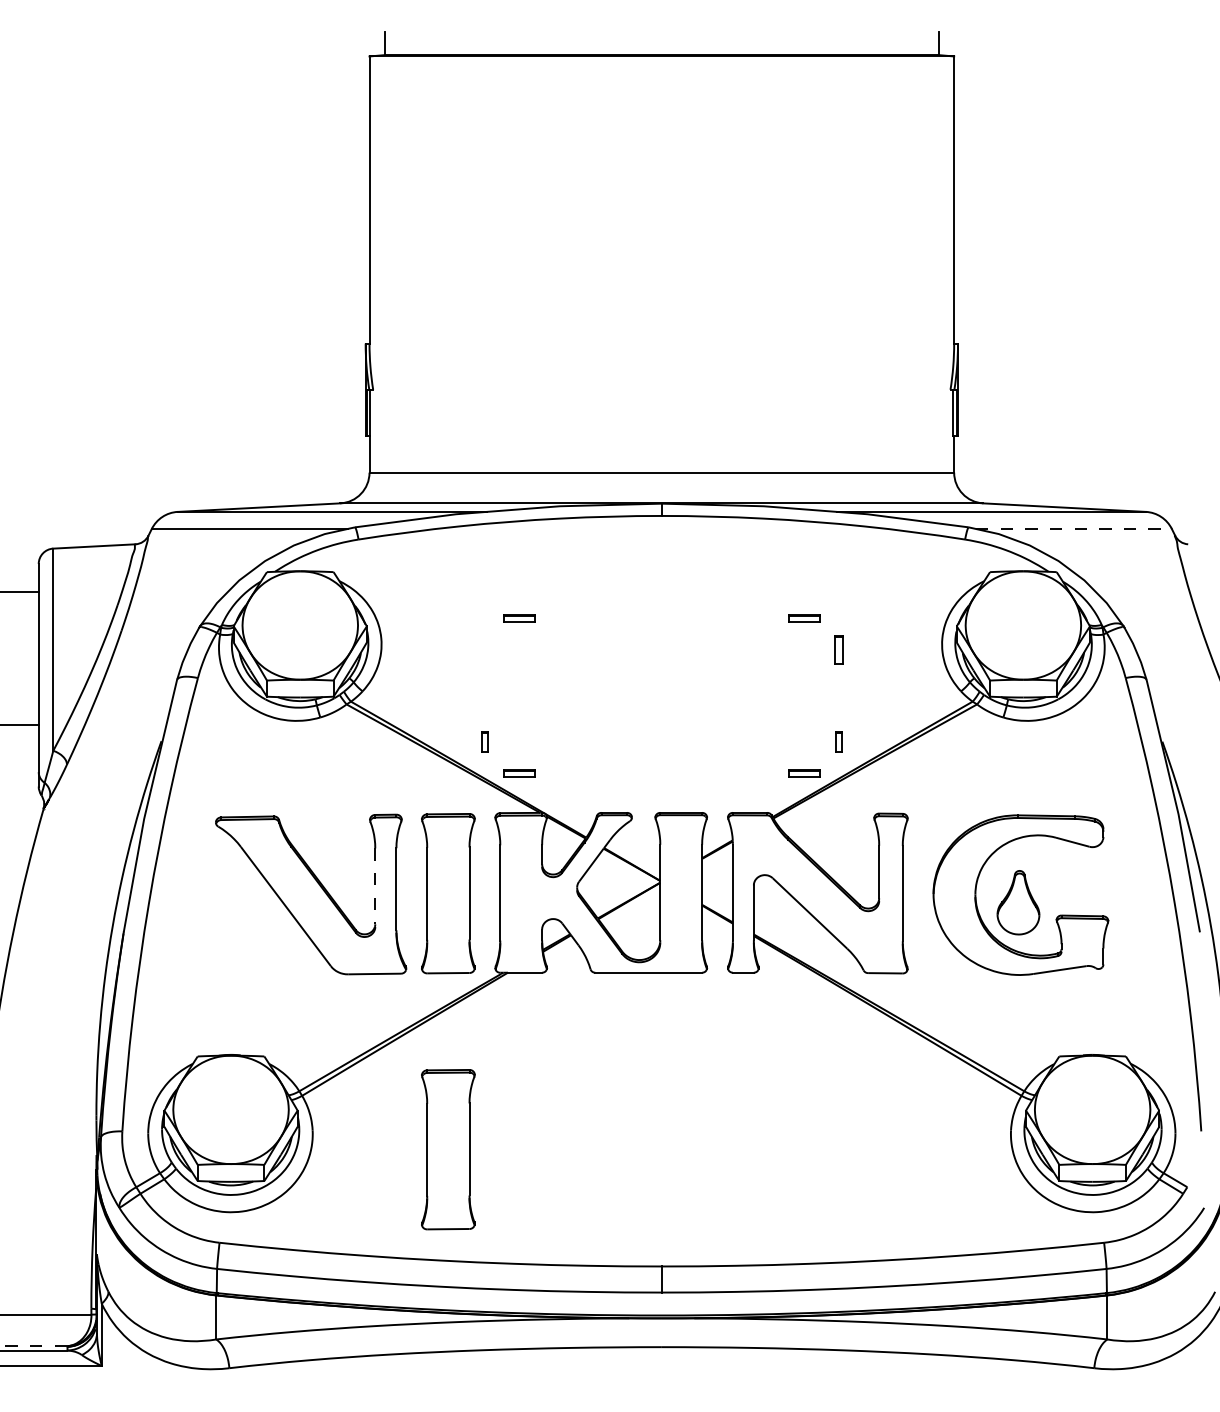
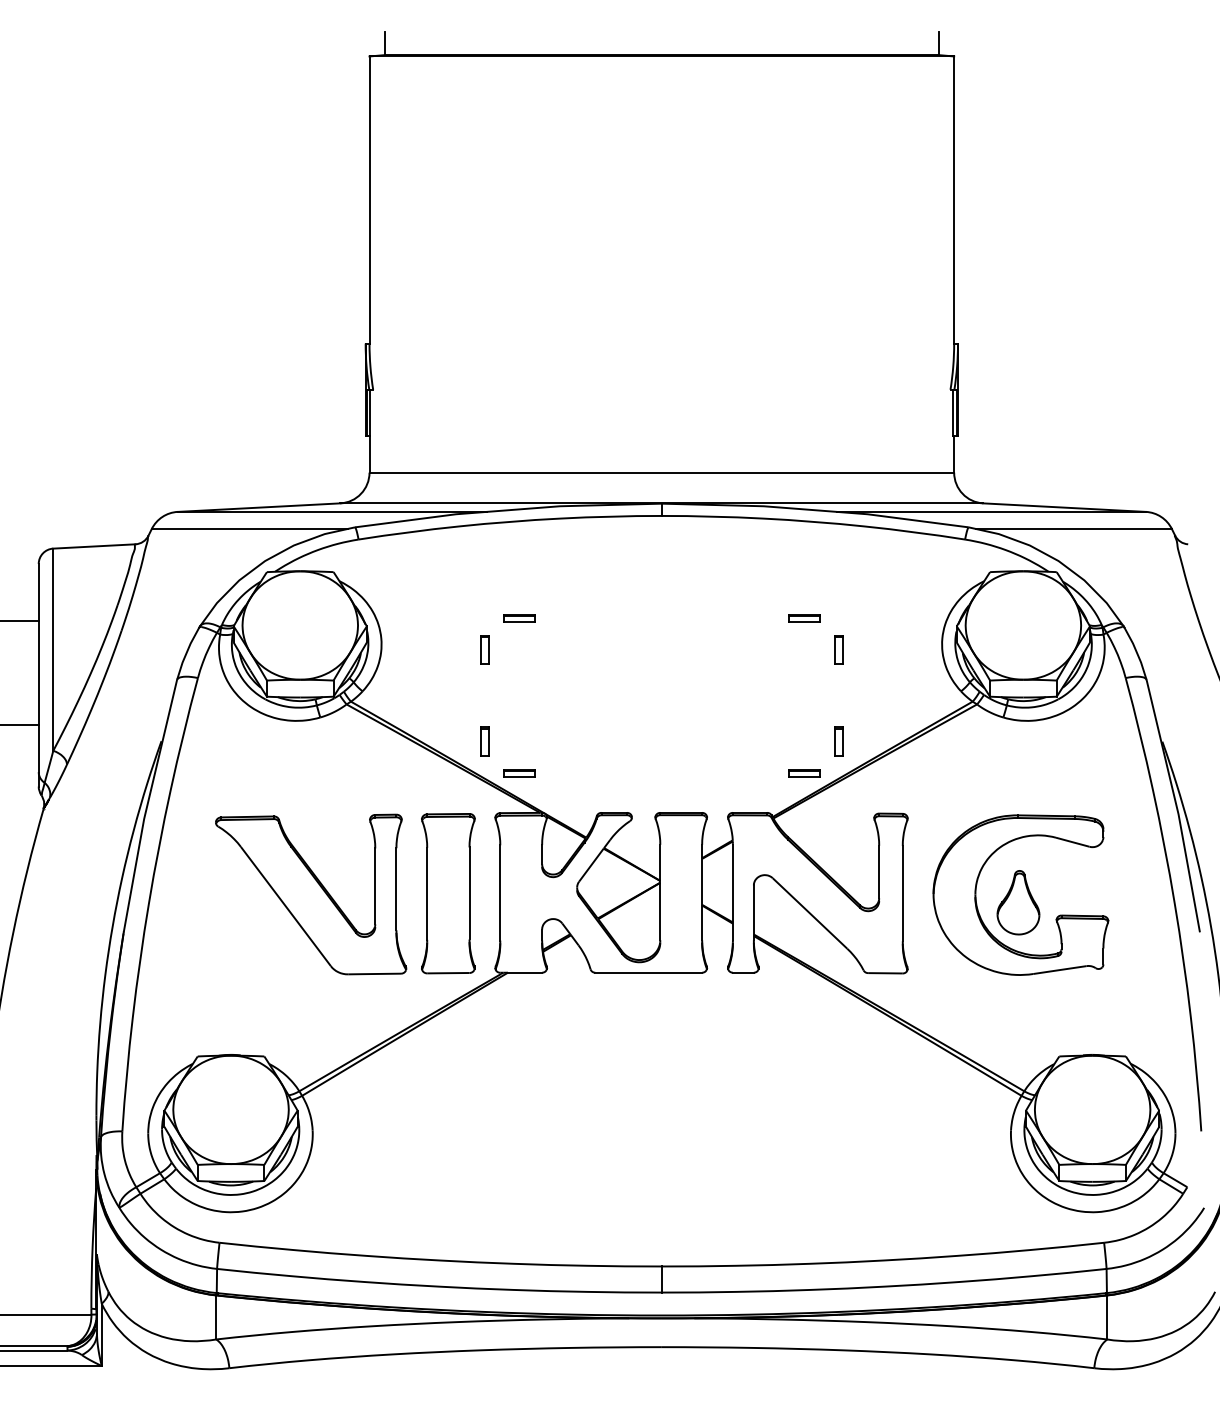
line: dashed -> solid (1074, 529)
line position: (20, 592) -> (20, 621) (20, 621)
part: none -> present (484, 649)
part size: 8x22 px -> 10x31 px (484, 741)
part size: 8x22 px -> 10x31 px (838, 741)
line: dashed -> solid (375, 886)
part: present -> none (448, 1149)
line: dashed -> solid (33, 1346)
